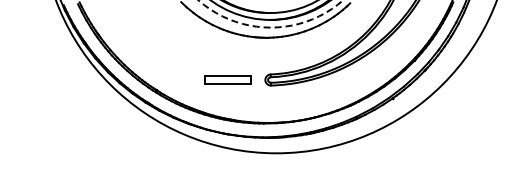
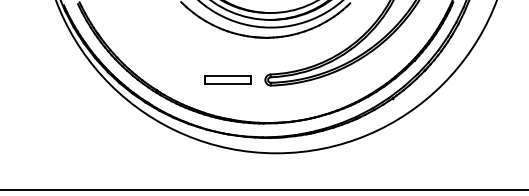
arc: dashed -> solid (270, 27)
line: none -> present (263, 189)
